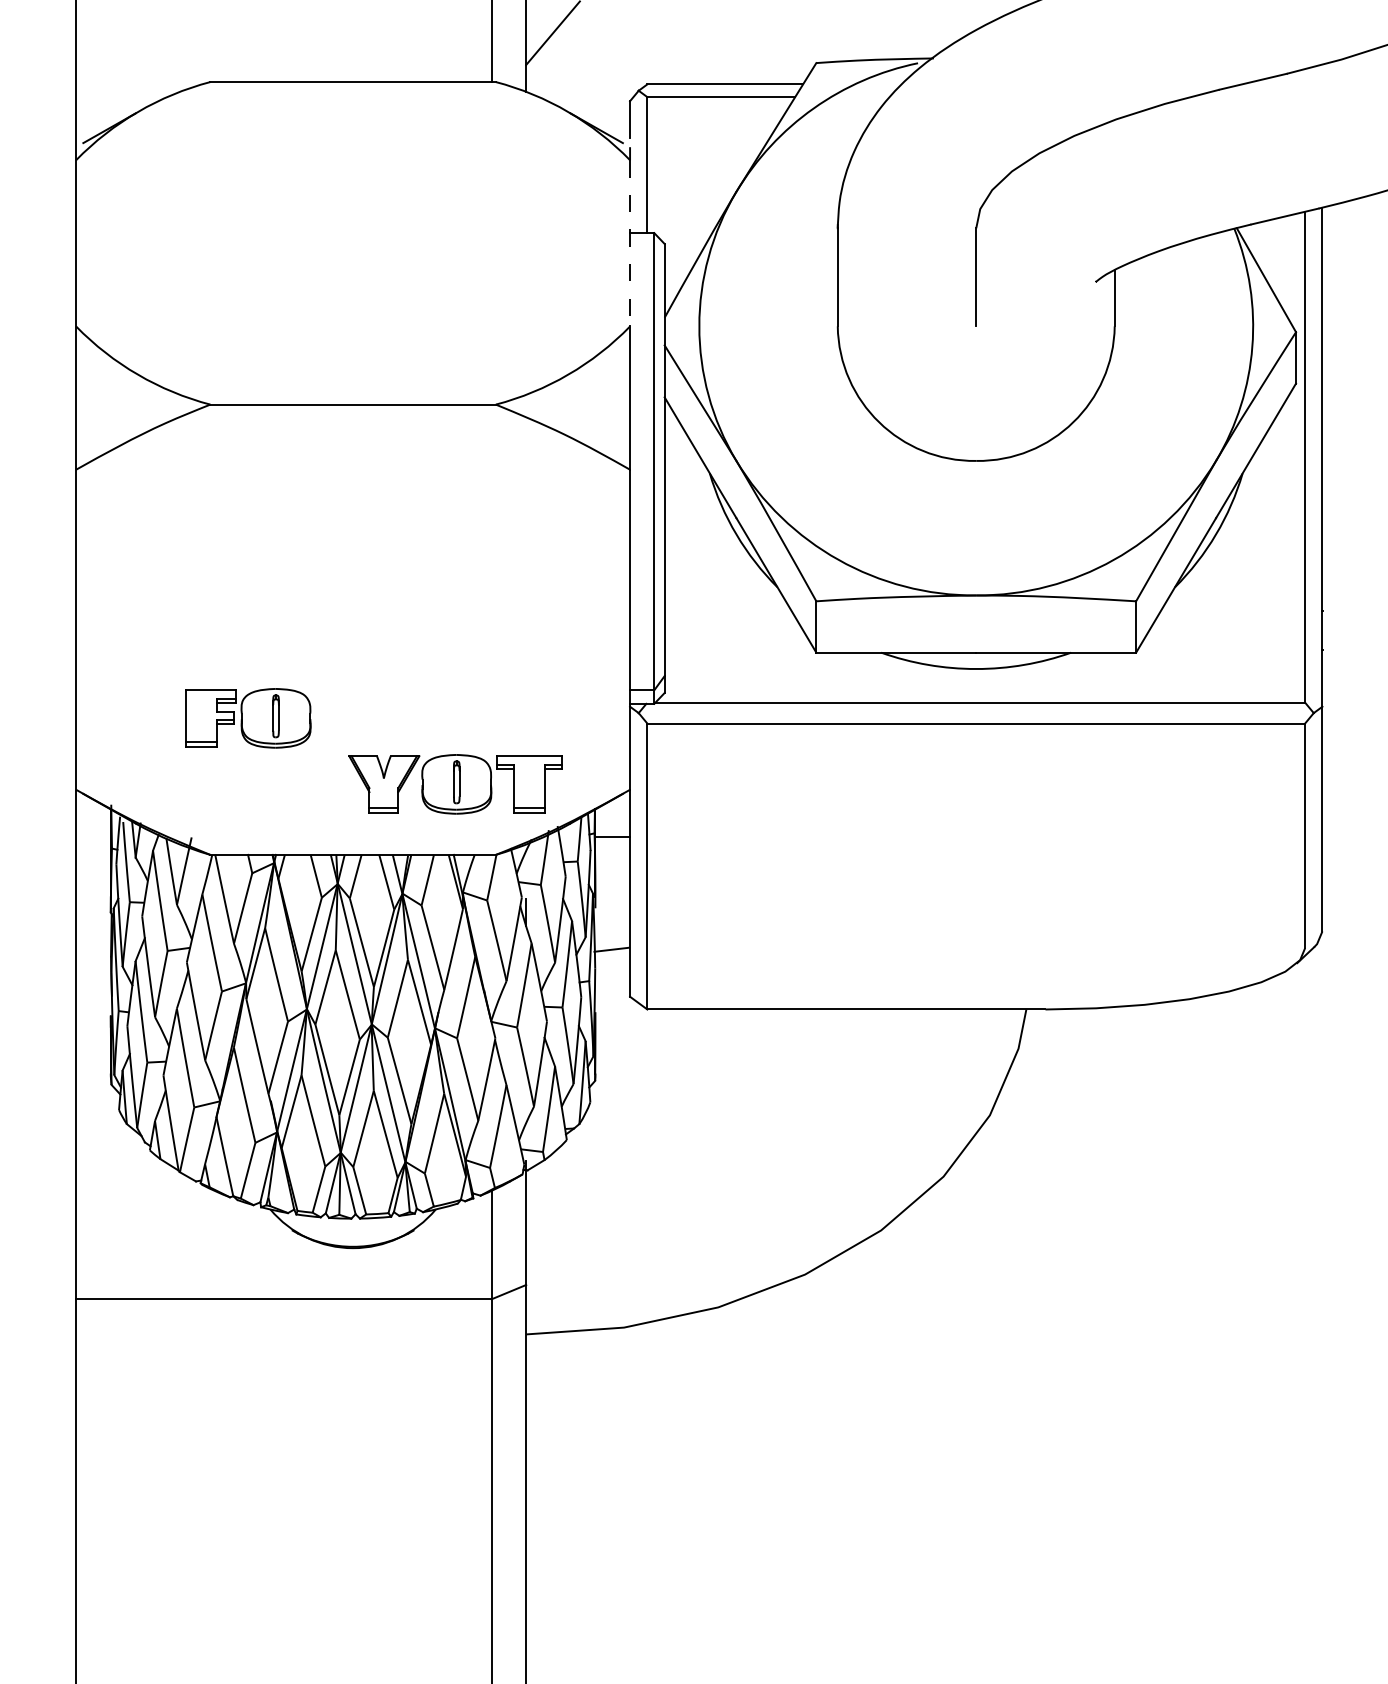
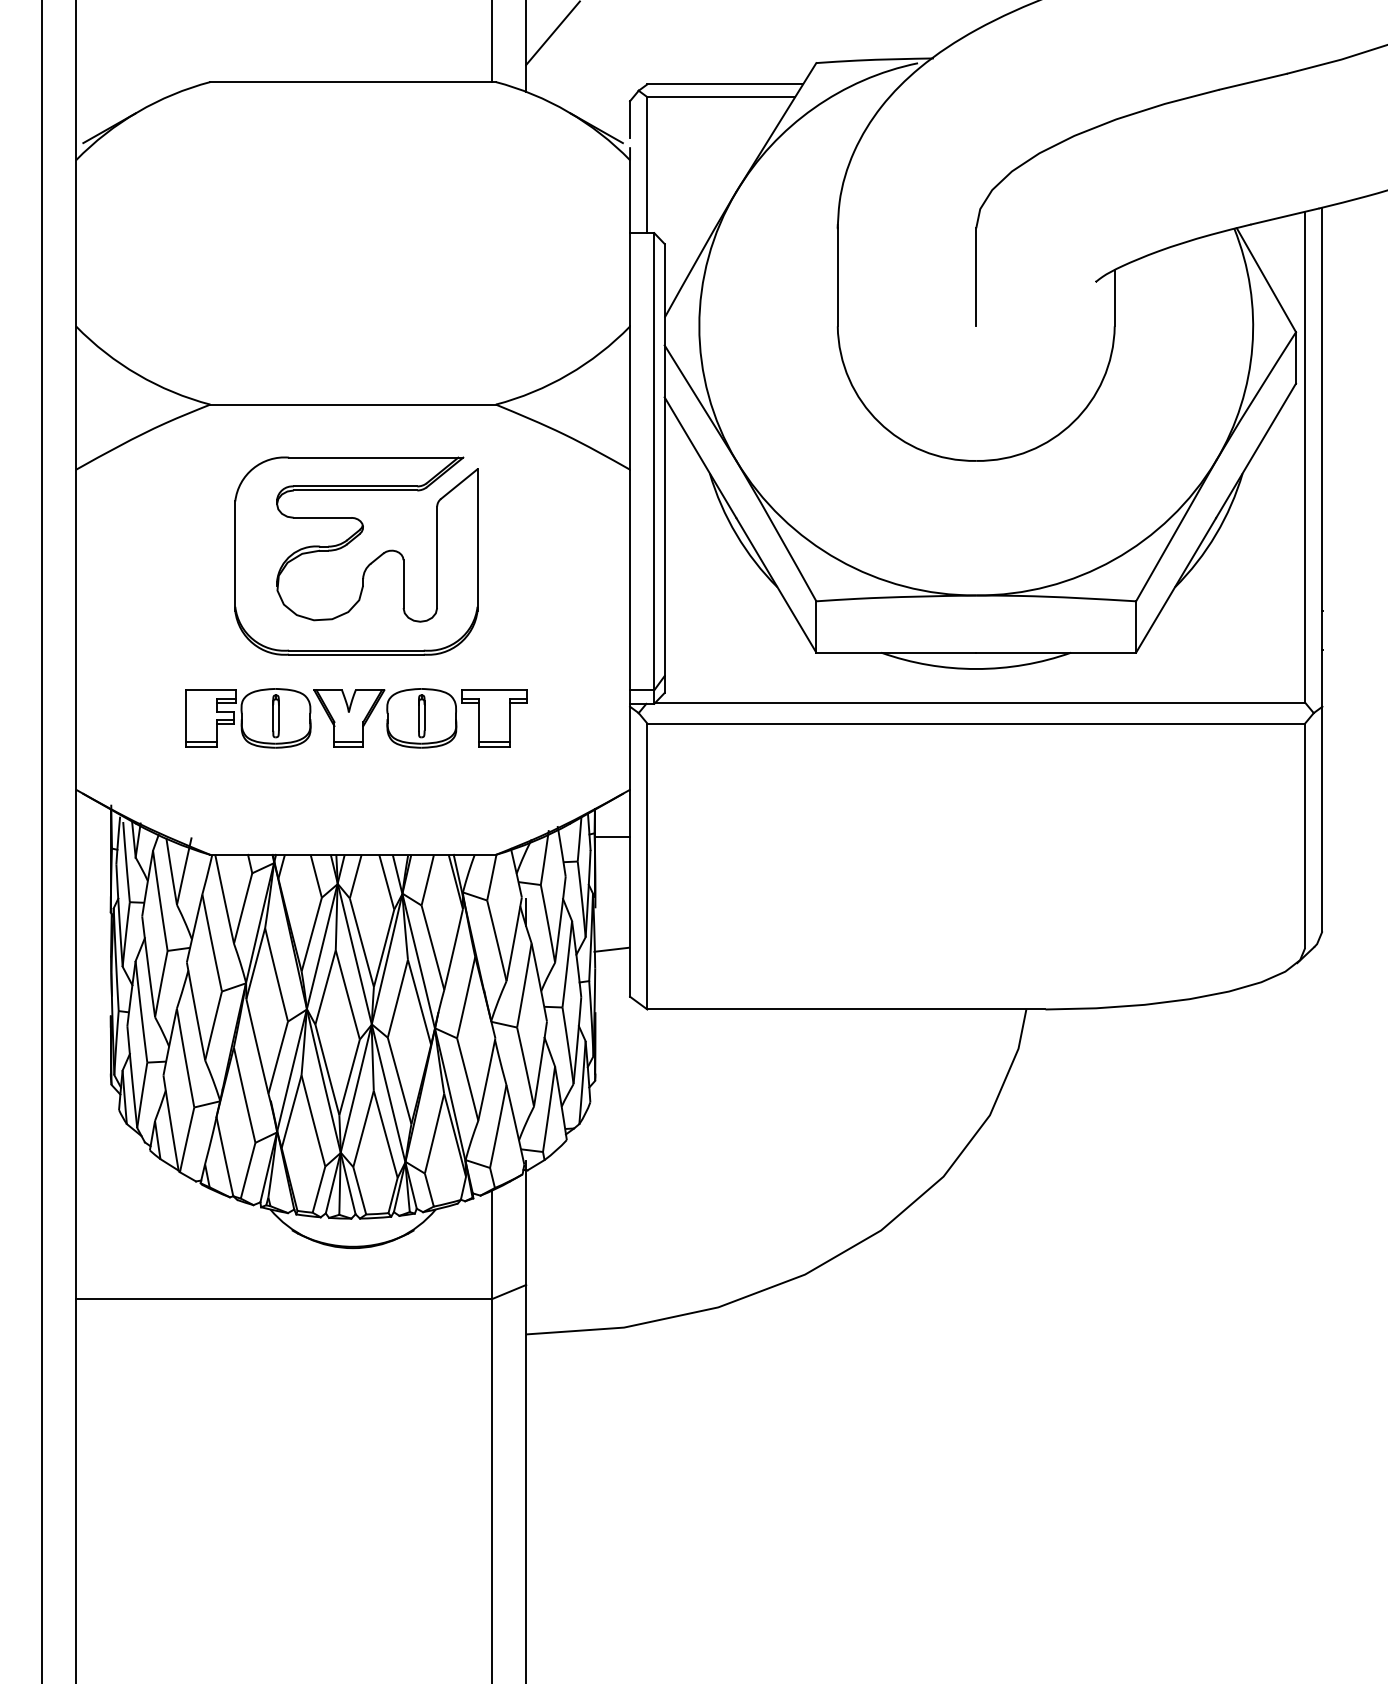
line: dashed -> solid (630, 243)
part: none -> present (347, 545)
part position: (455, 784) -> (420, 718) (420, 718)
line: none -> present (41, 841)
